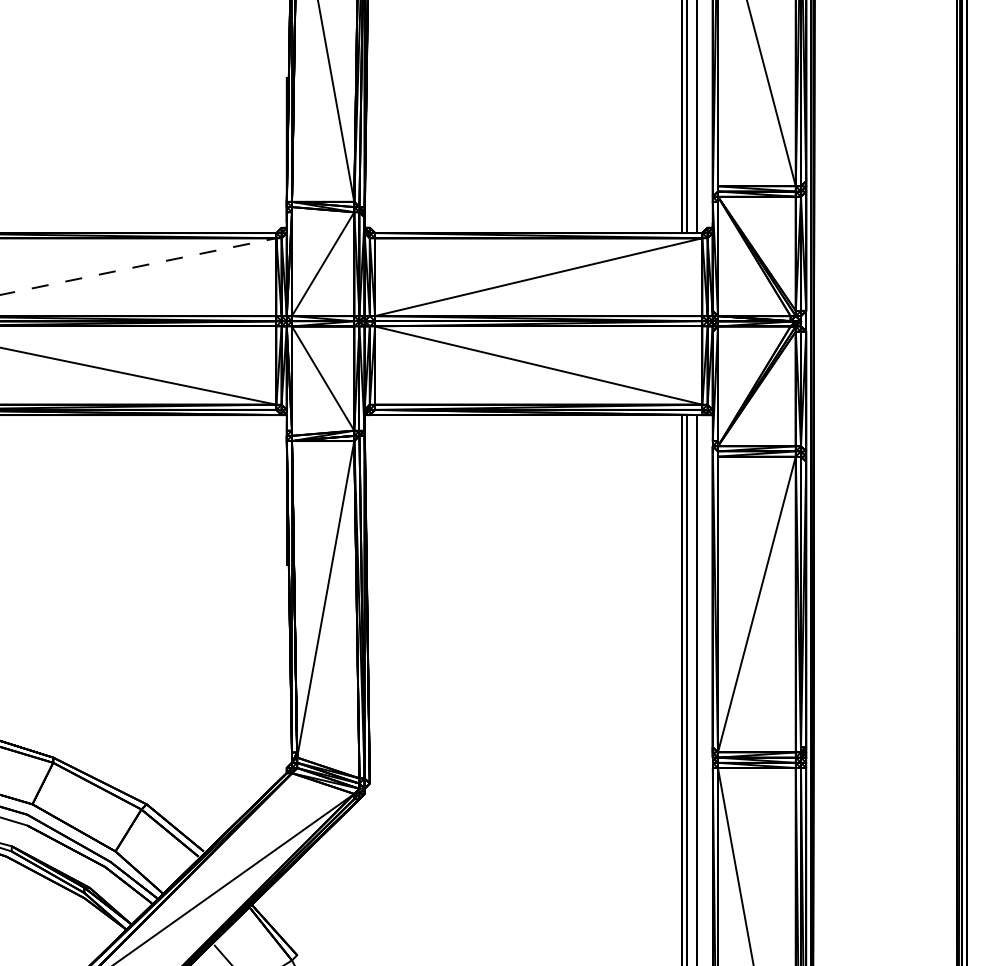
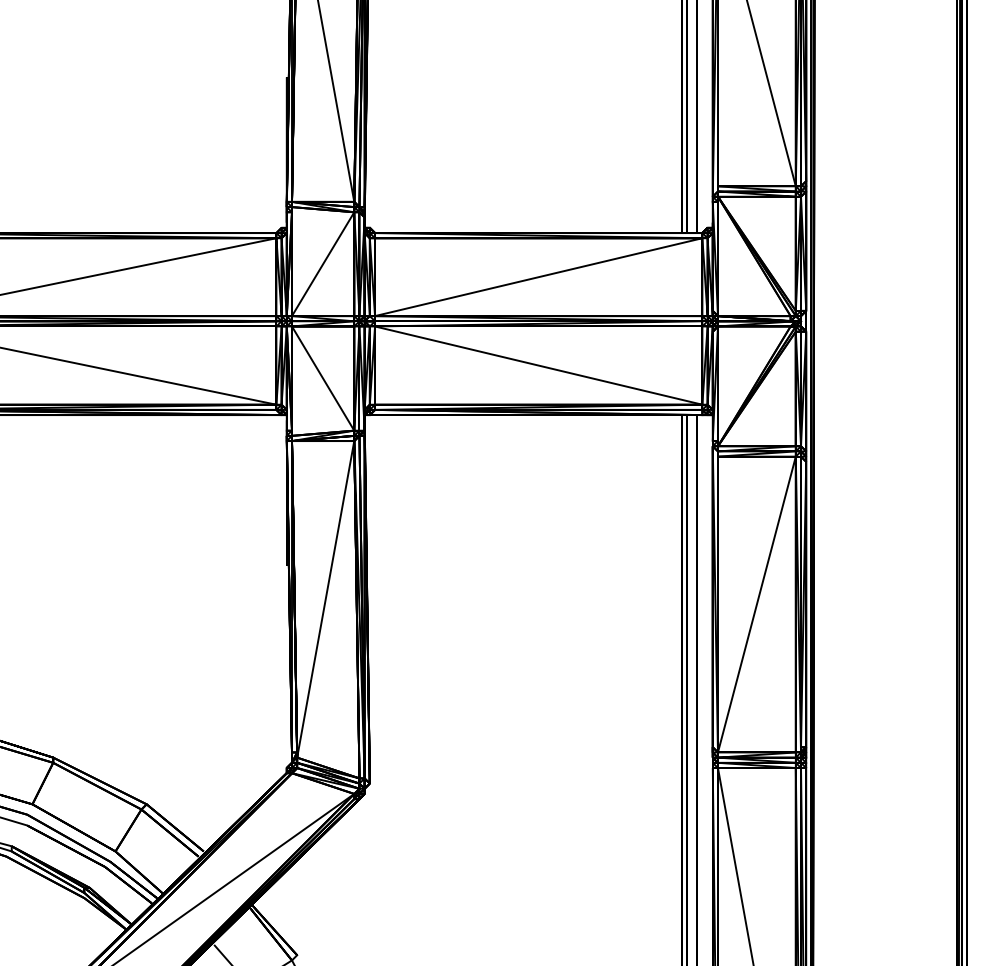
line: dashed -> solid (138, 266)
